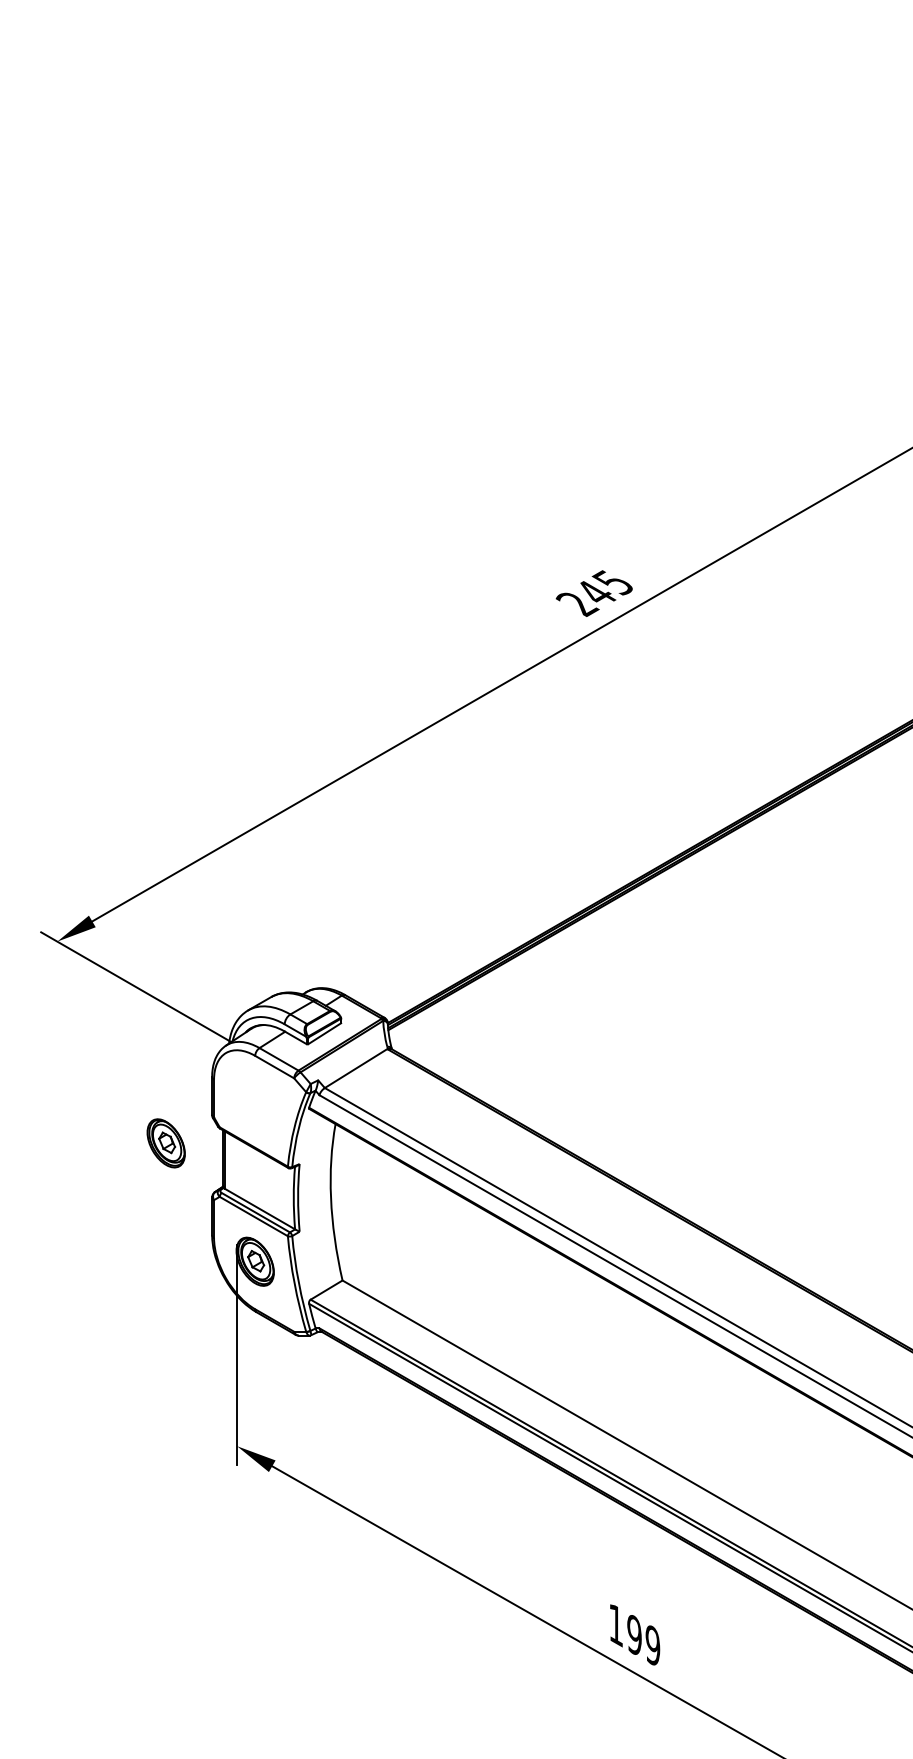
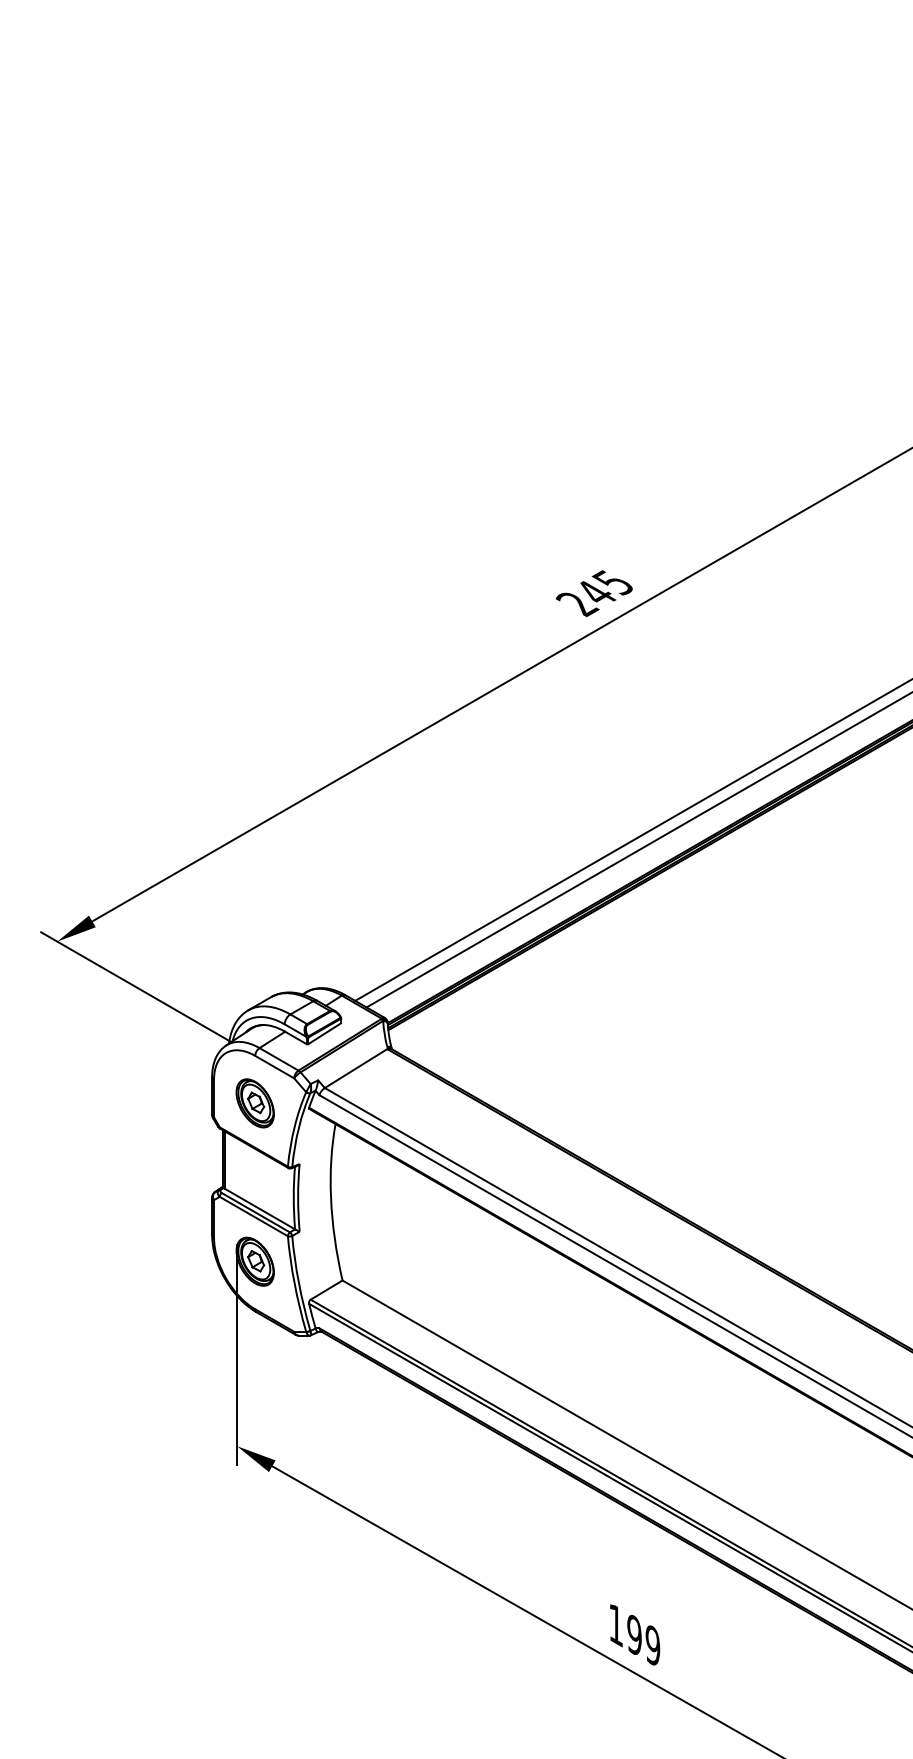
line: none -> present (632, 840)
line: none -> present (637, 850)
part position: (165, 1143) -> (254, 1103) (254, 1103)
